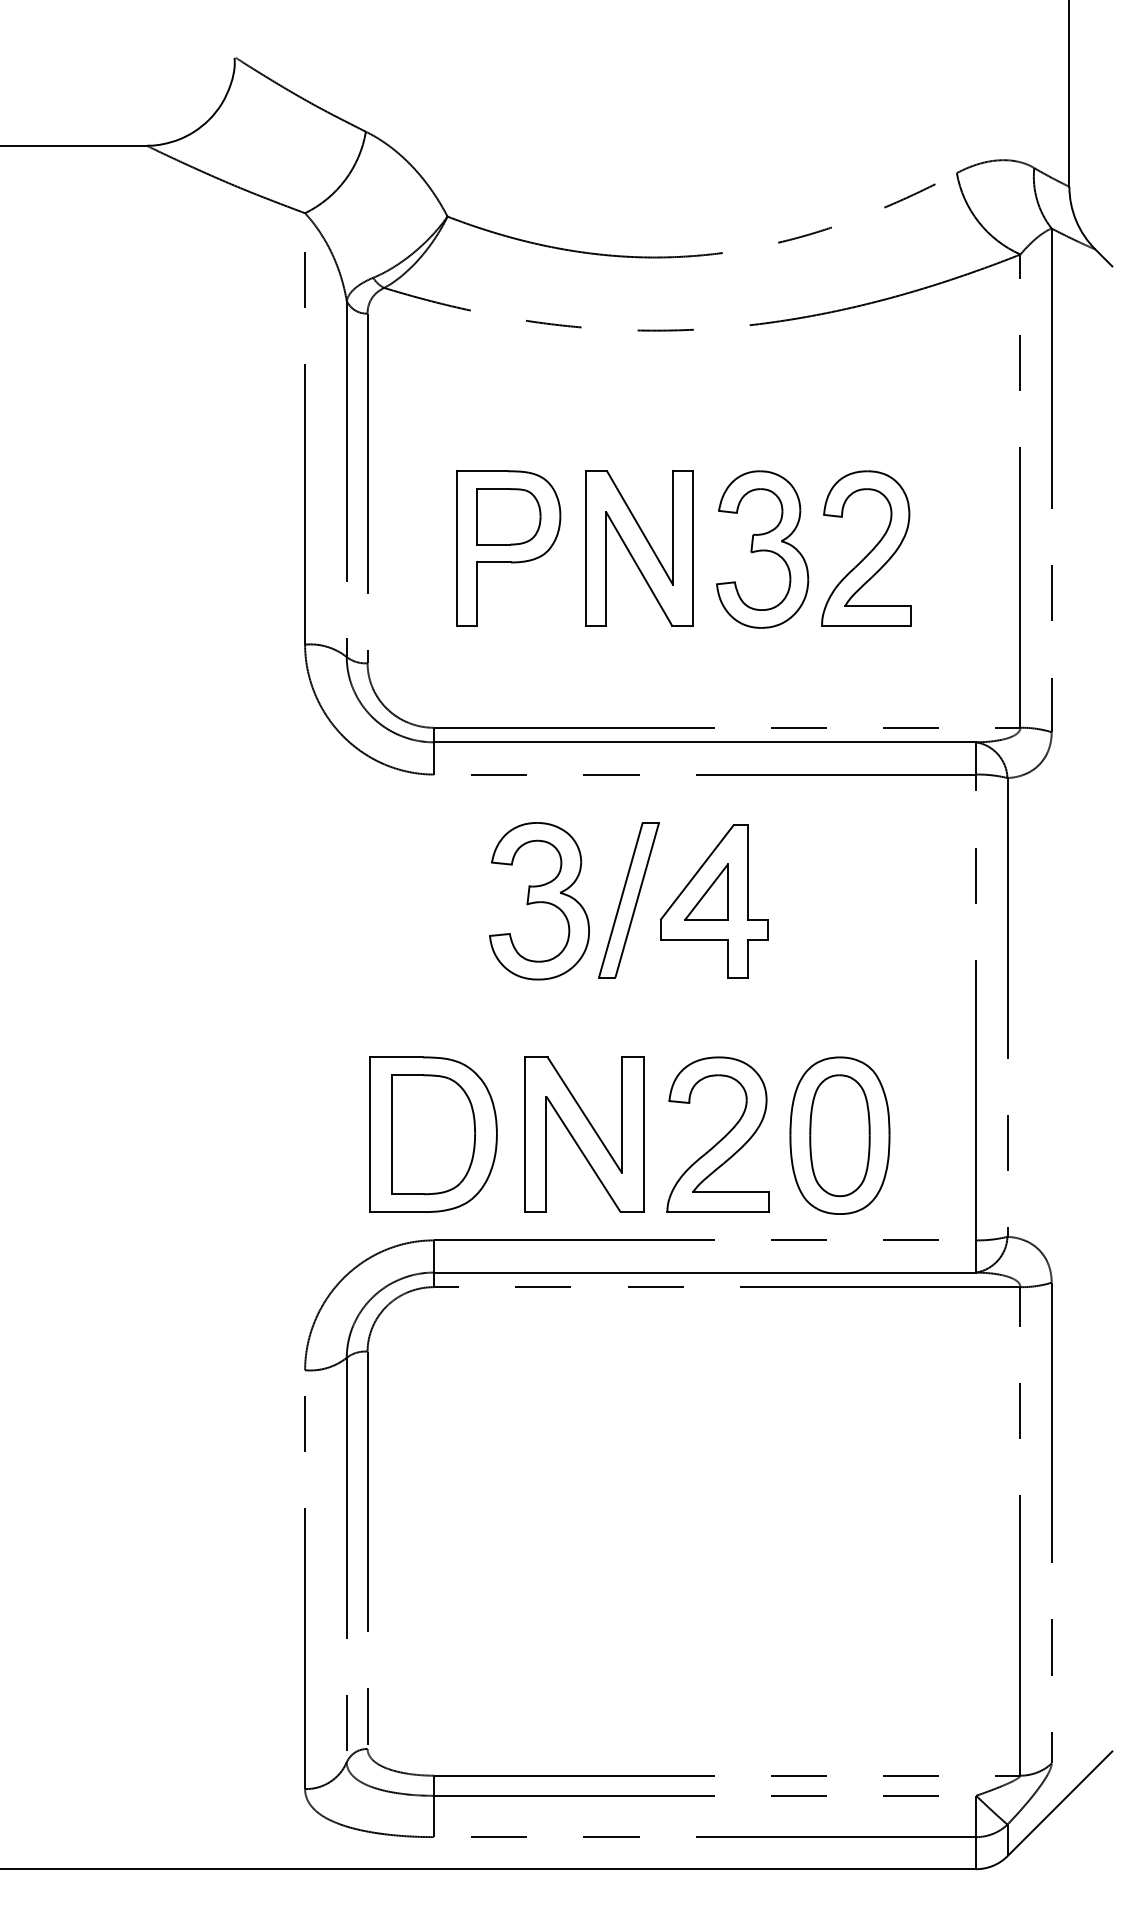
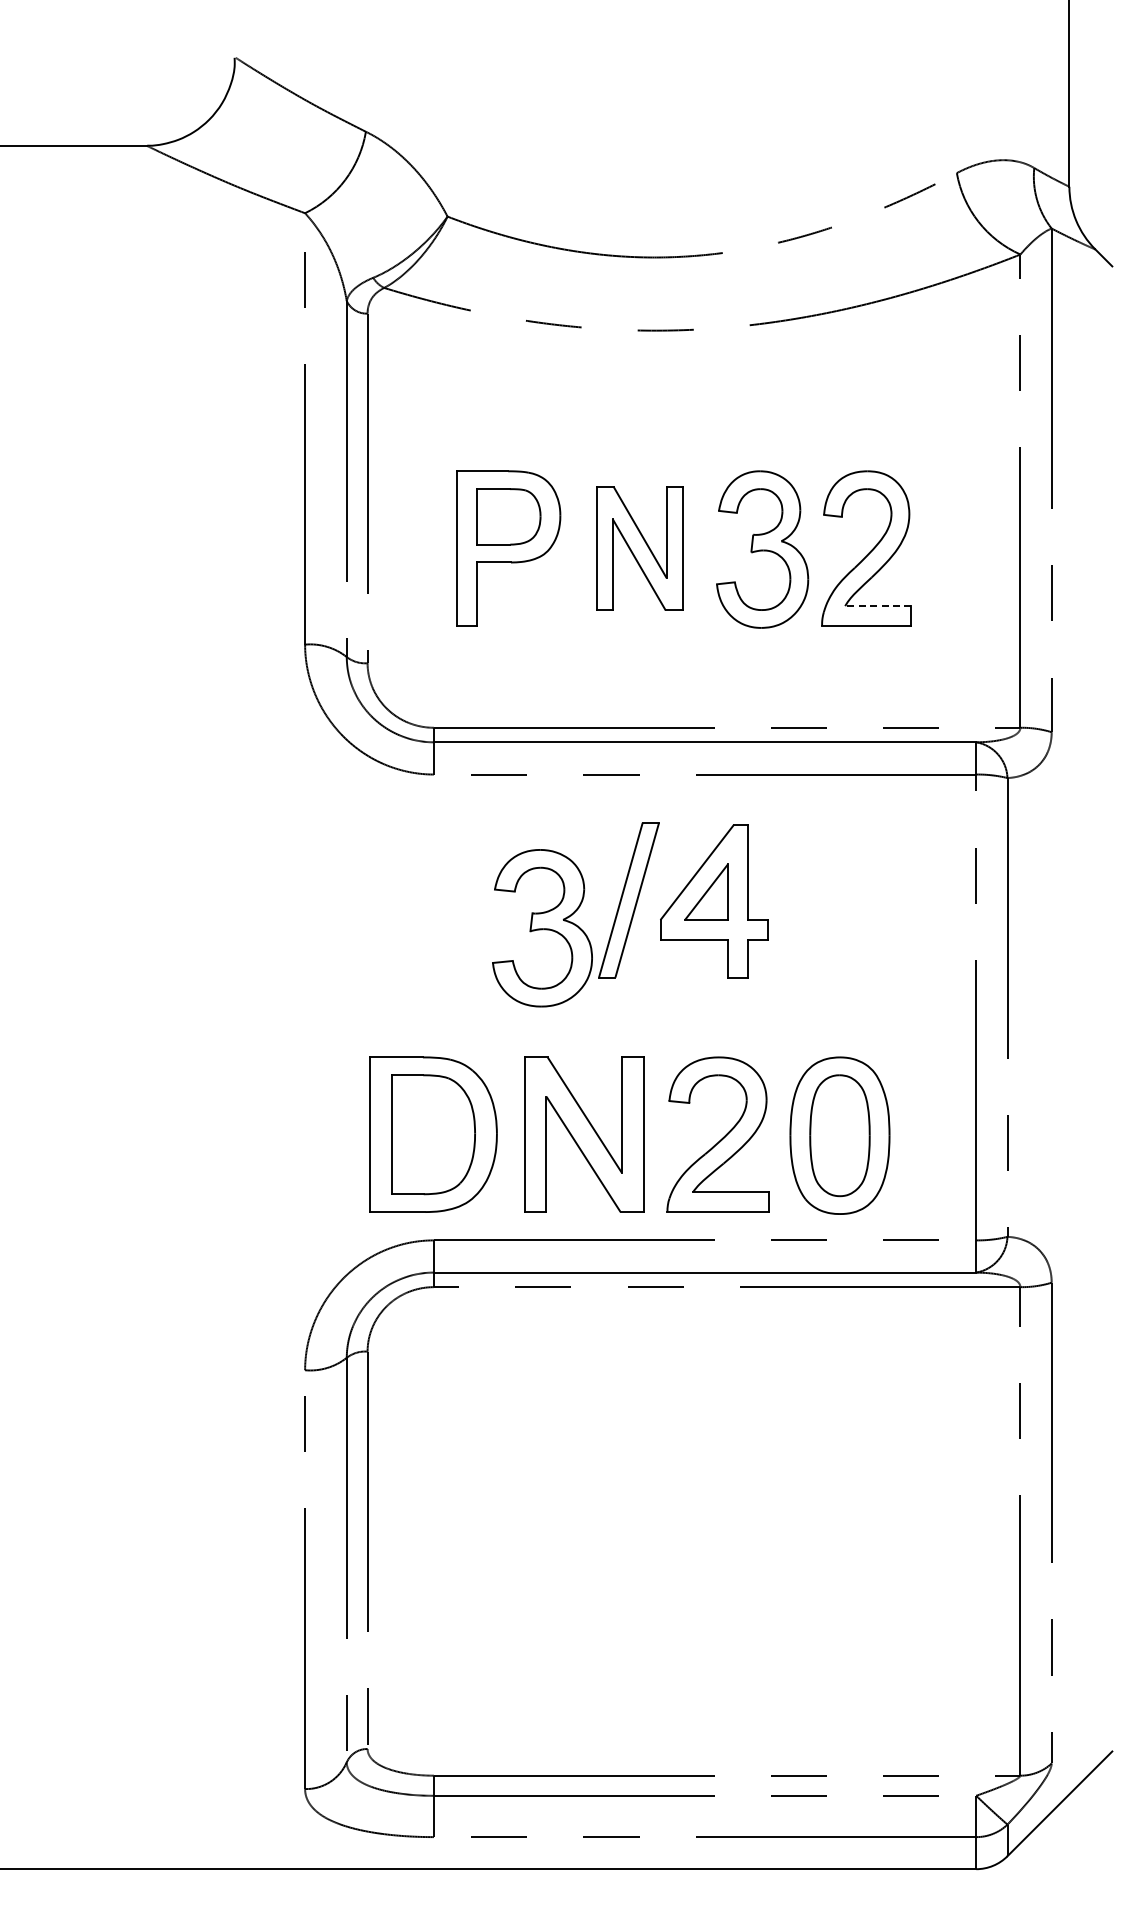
part size: 109x157 px -> 88x125 px (639, 548)
line: solid -> dashed (877, 606)
part position: (539, 901) -> (542, 928) (542, 928)
